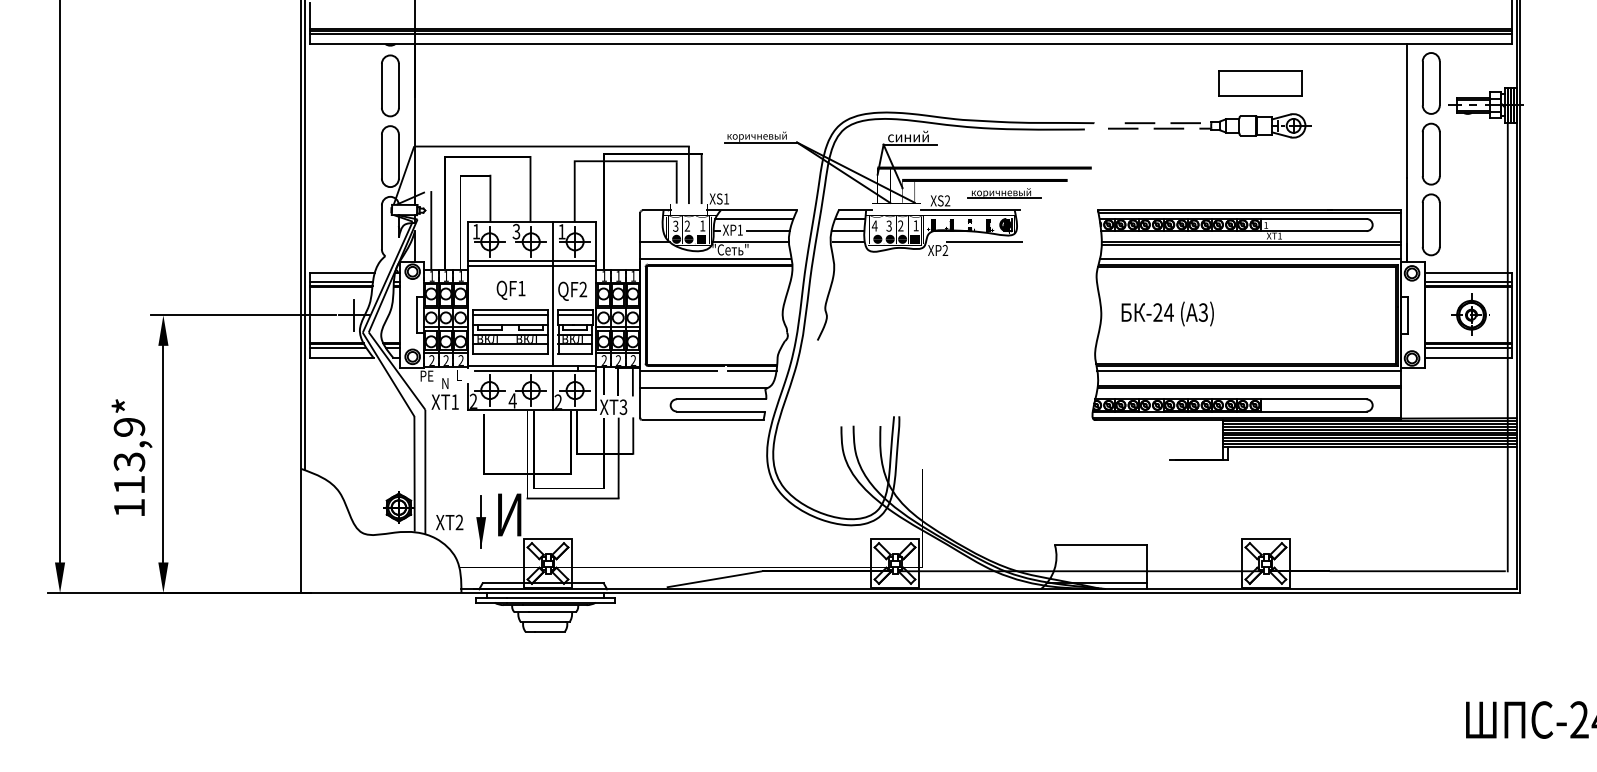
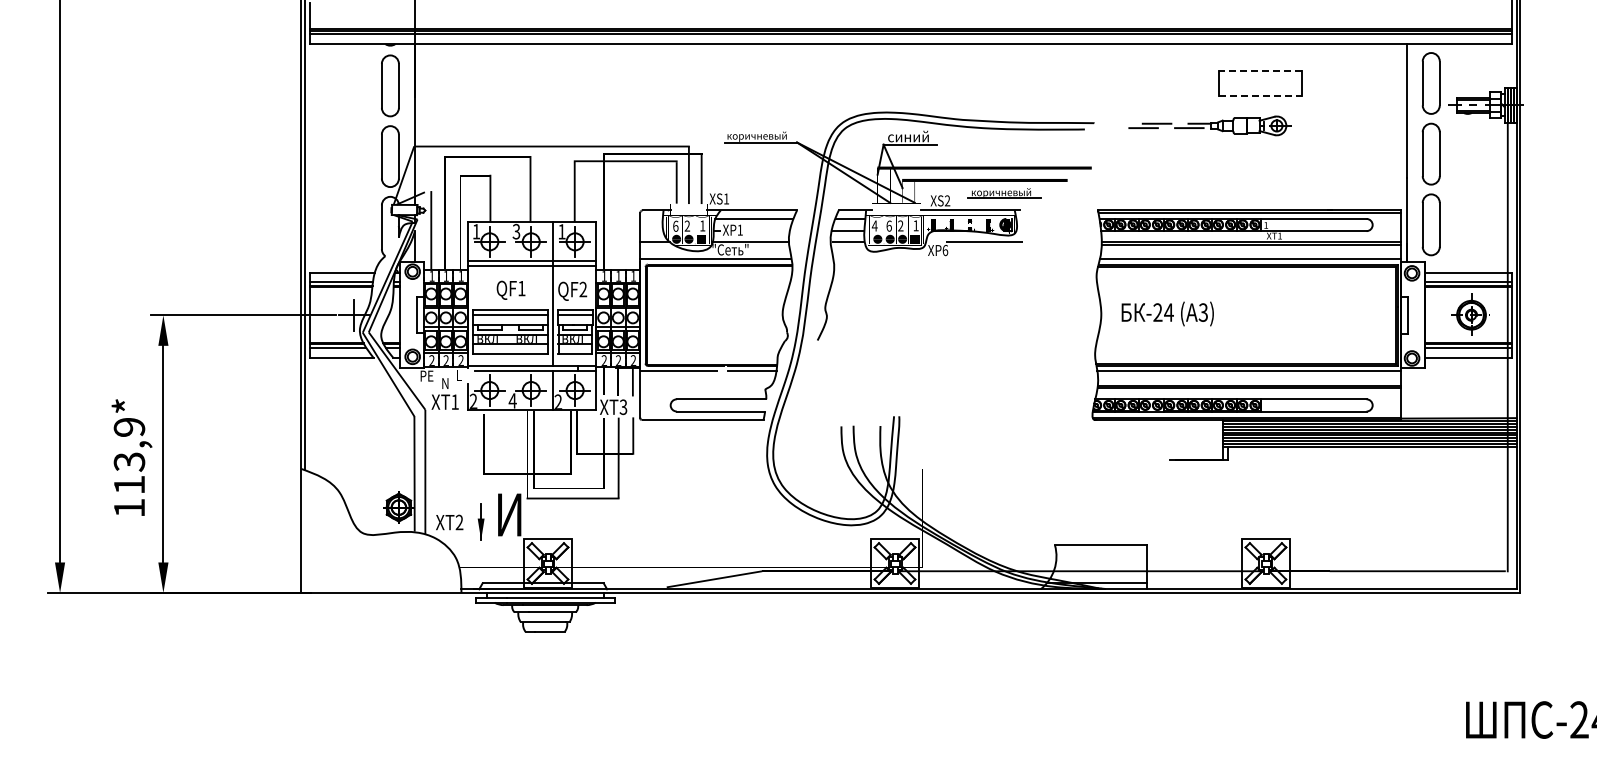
line: solid -> dashed (1260, 71)
line: solid -> dashed (1261, 96)
part size: 204x26 px -> 164x22 px (1209, 125)
text: 3 -> 6 (675, 225)
text: 3 -> 6 (888, 225)
line: present -> none (768, 231)
text: XP2 -> XP6 (945, 250)
line: present -> none (703, 388)
part size: 10x54 px -> 8x38 px (480, 521)
